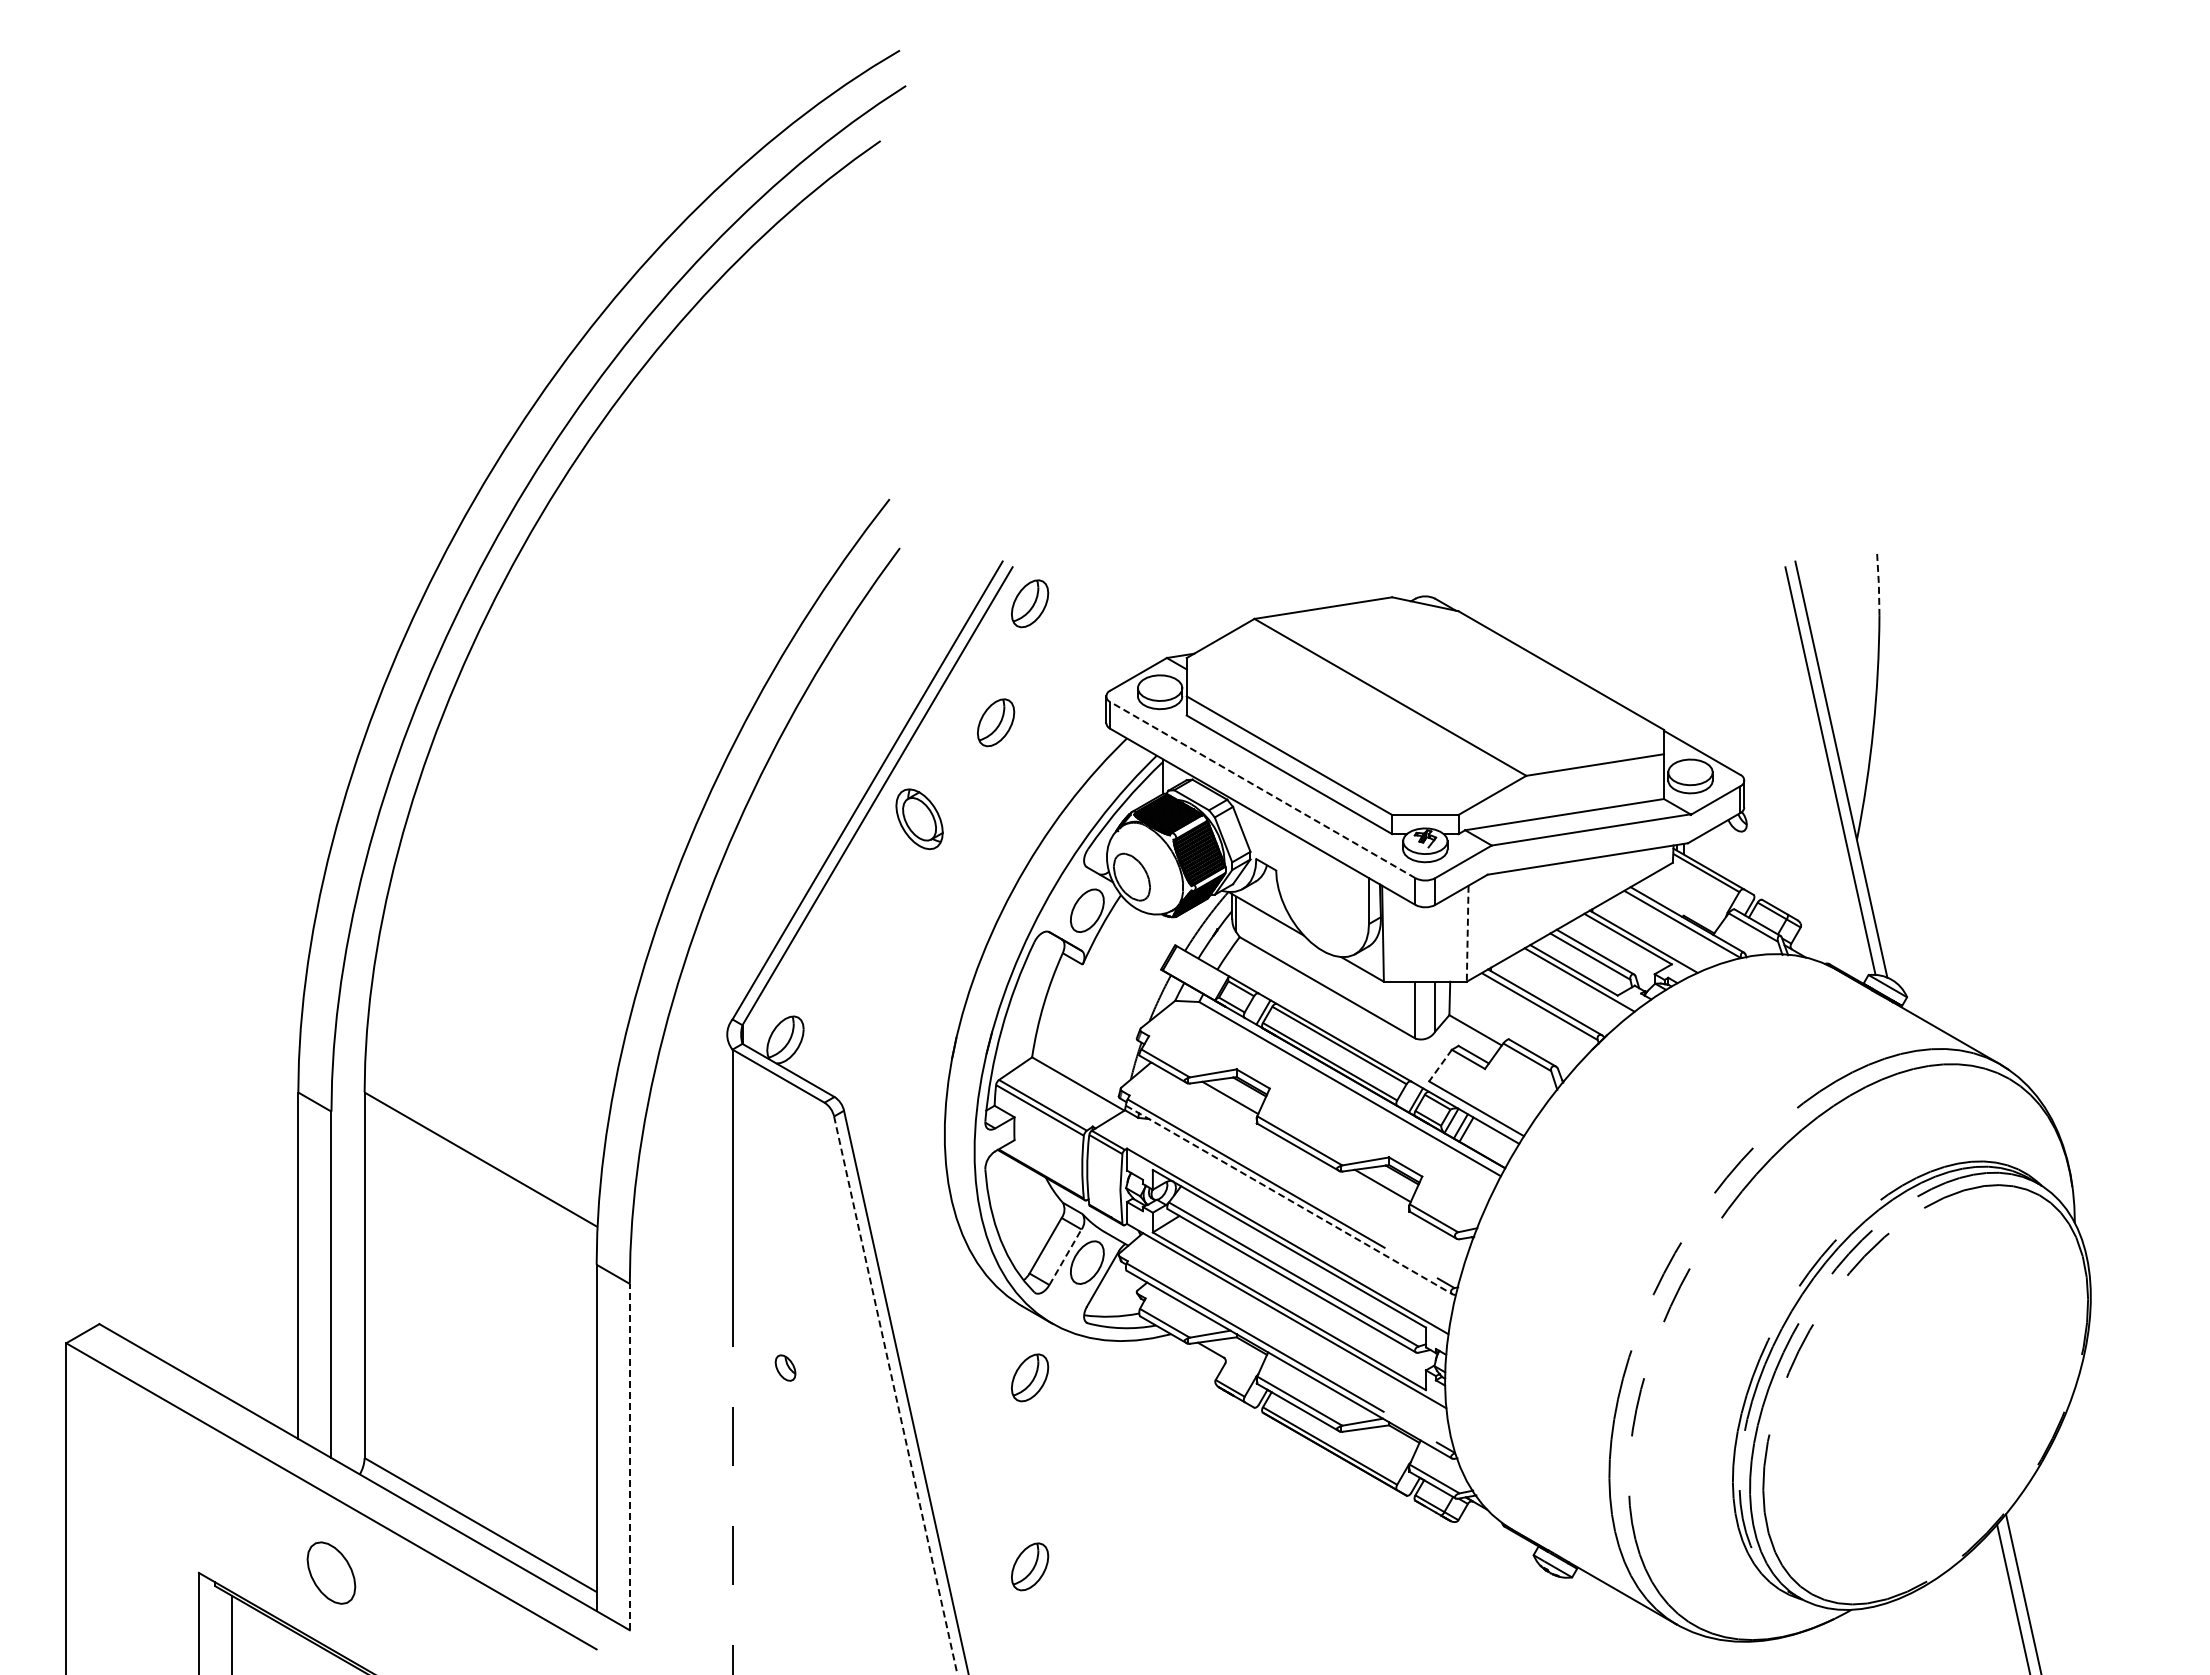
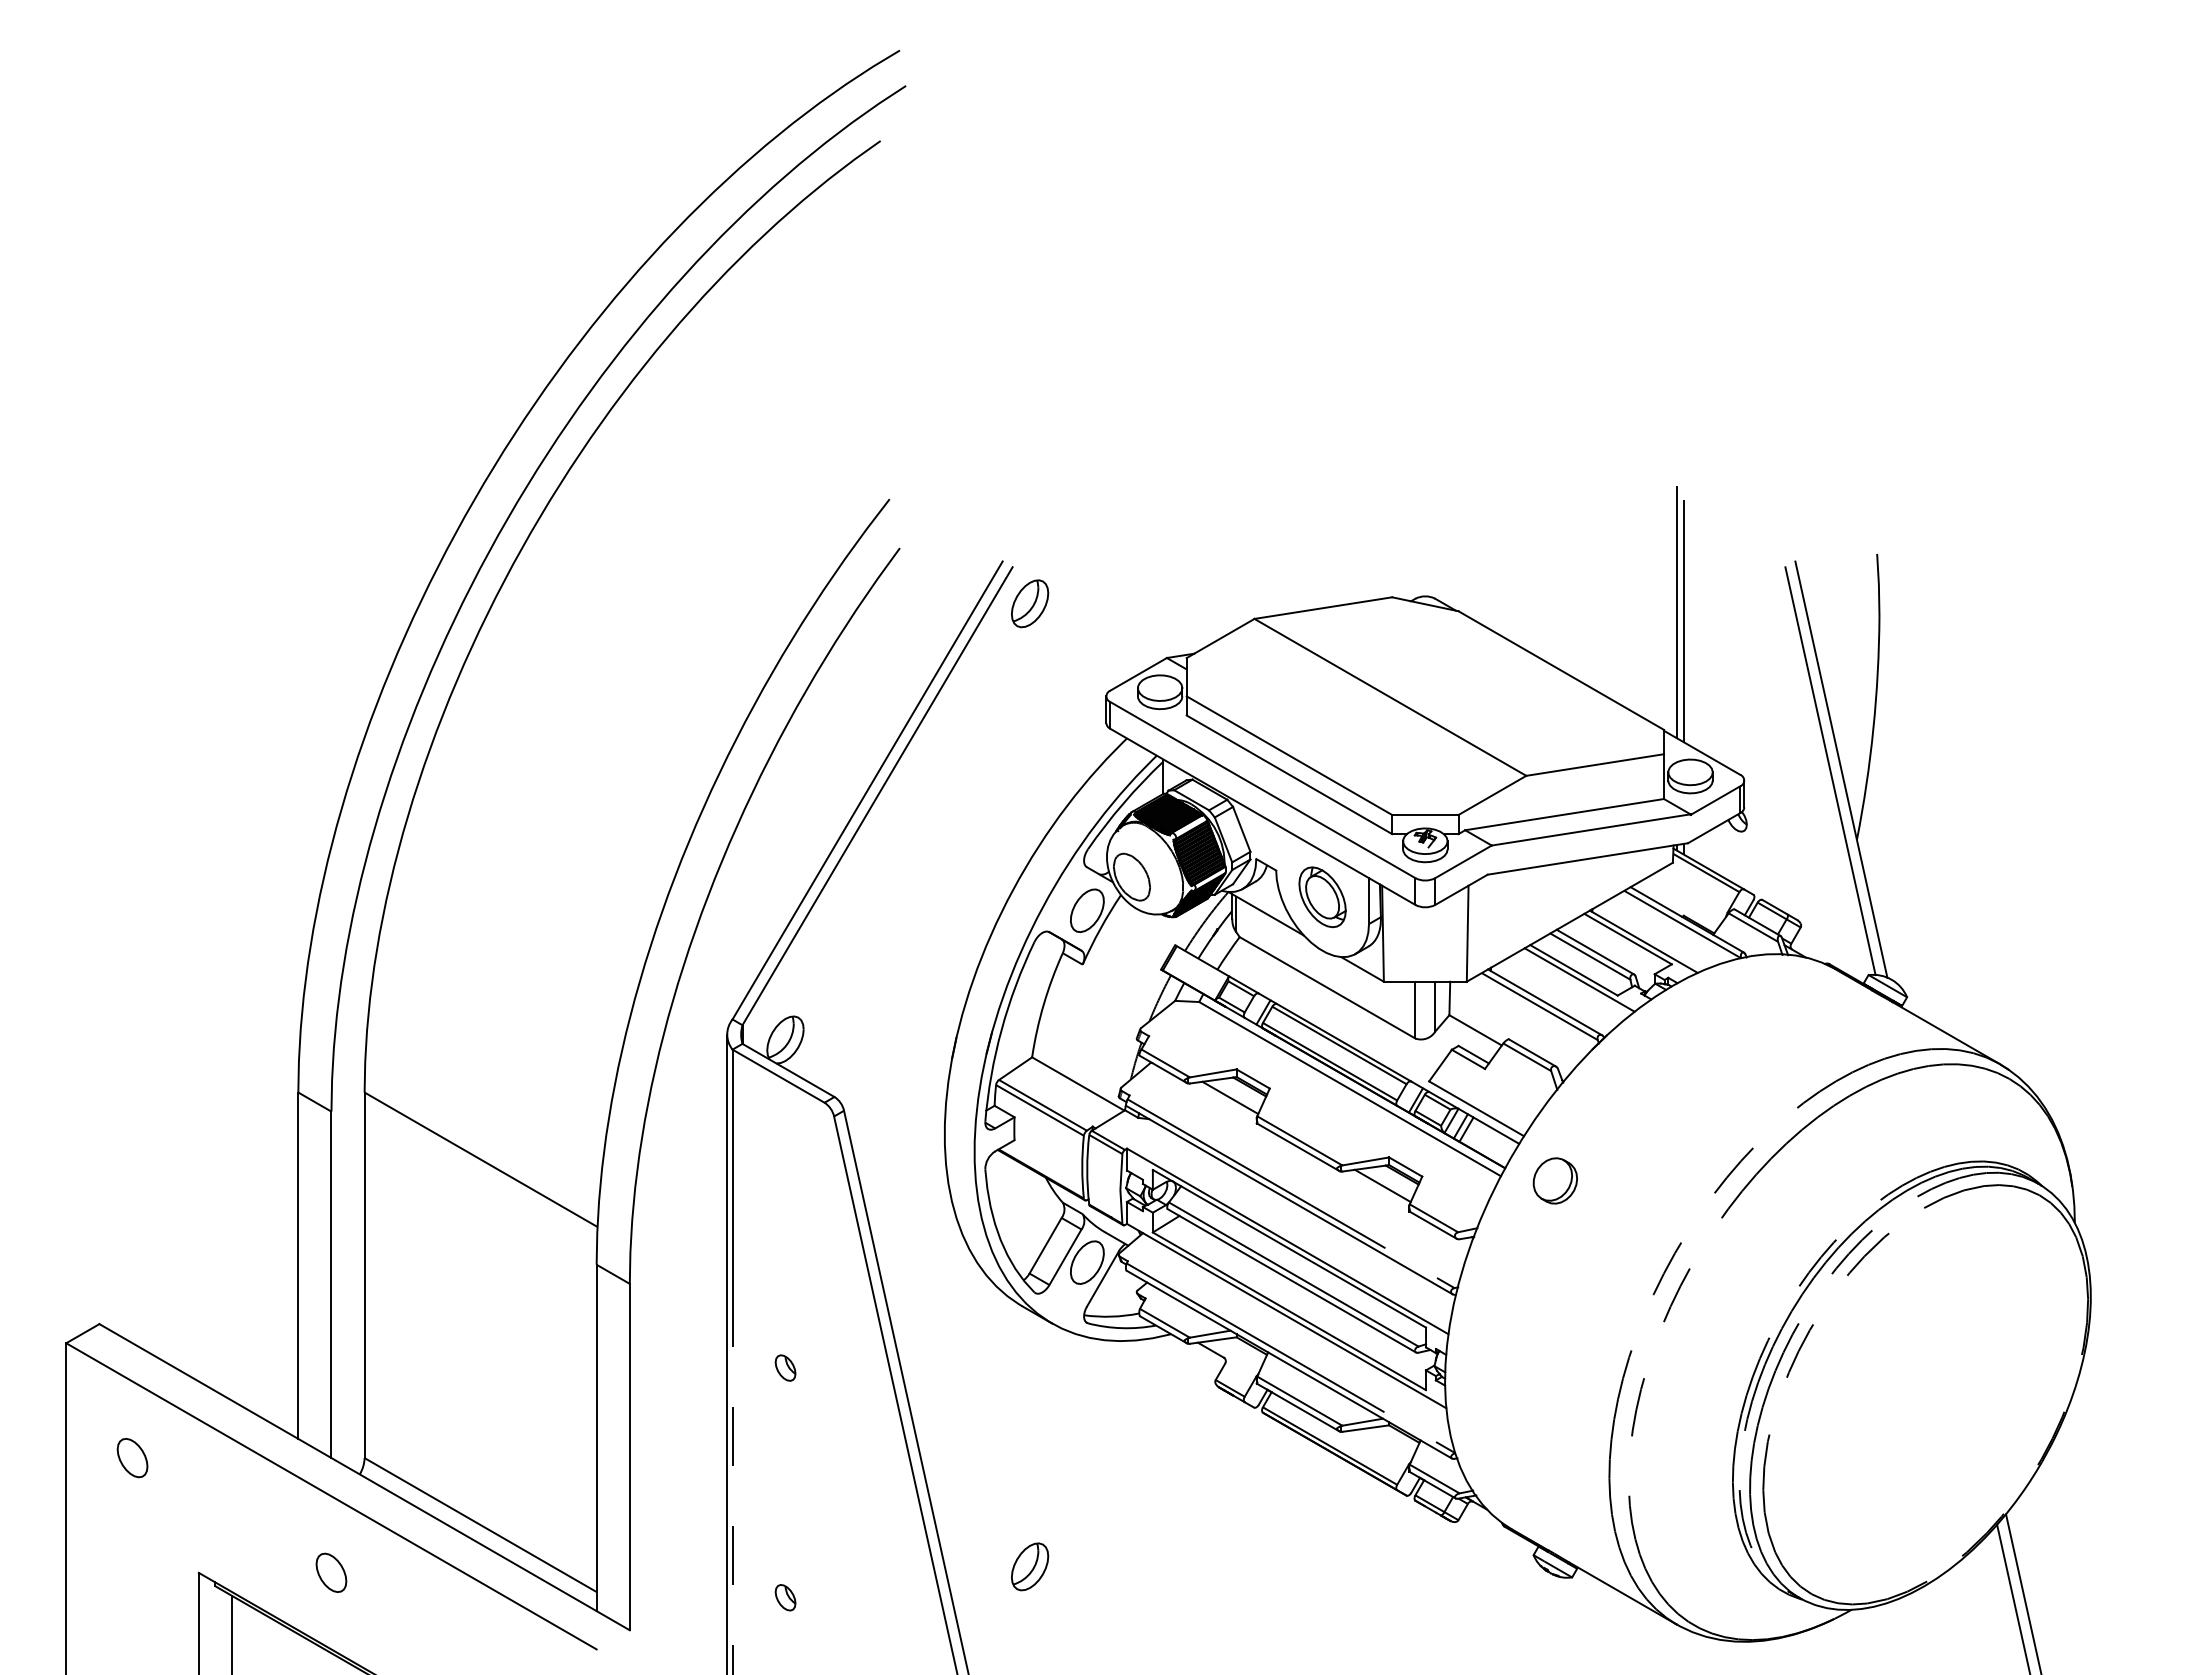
line: dashed -> solid (1878, 584)
line: none -> present (1677, 611)
line: none -> present (1683, 621)
part: present -> none (996, 722)
line: dashed -> solid (1262, 789)
part position: (919, 819) -> (1322, 897) (1322, 897)
line: dashed -> solid (1467, 934)
line: dashed -> solid (1440, 1066)
part: none -> present (1554, 1180)
line: dashed -> solid (1289, 1200)
line: dashed -> solid (1065, 1256)
line: none -> present (727, 1352)
part: present -> none (1030, 1377)
line: dashed -> solid (895, 1395)
line: dashed -> solid (629, 1456)
part: none -> present (132, 1458)
part size: 51x64 px -> 33x41 px (331, 1572)
part: none -> present (785, 1597)
